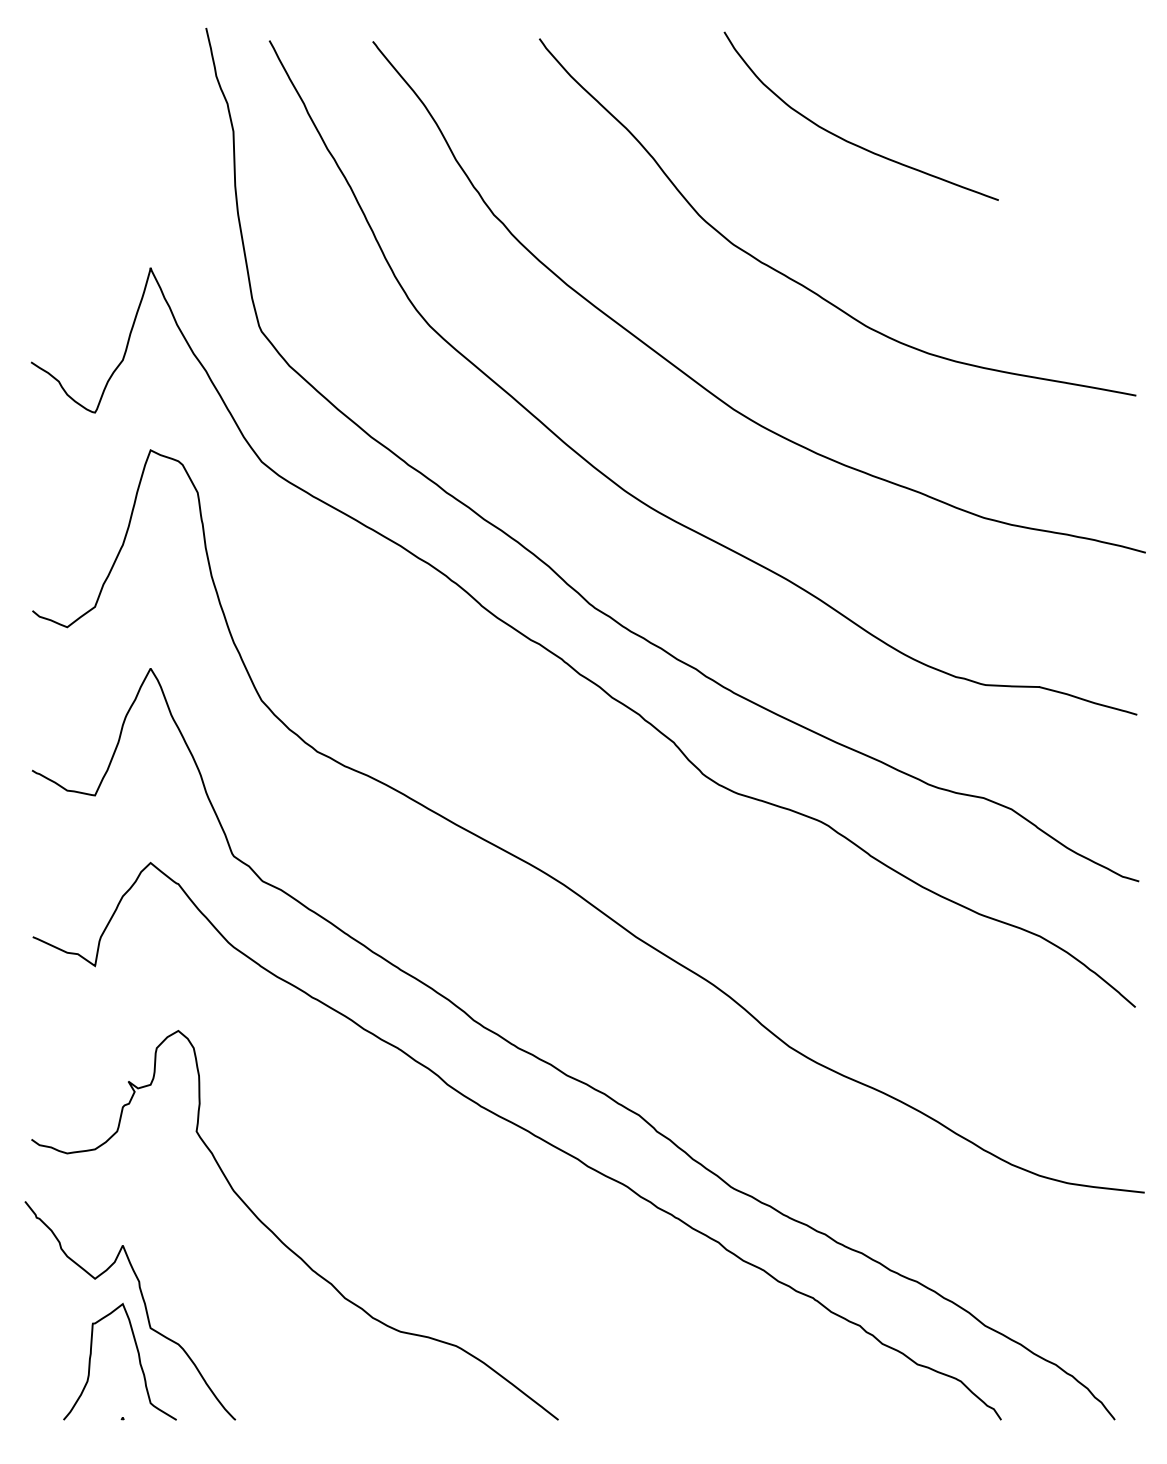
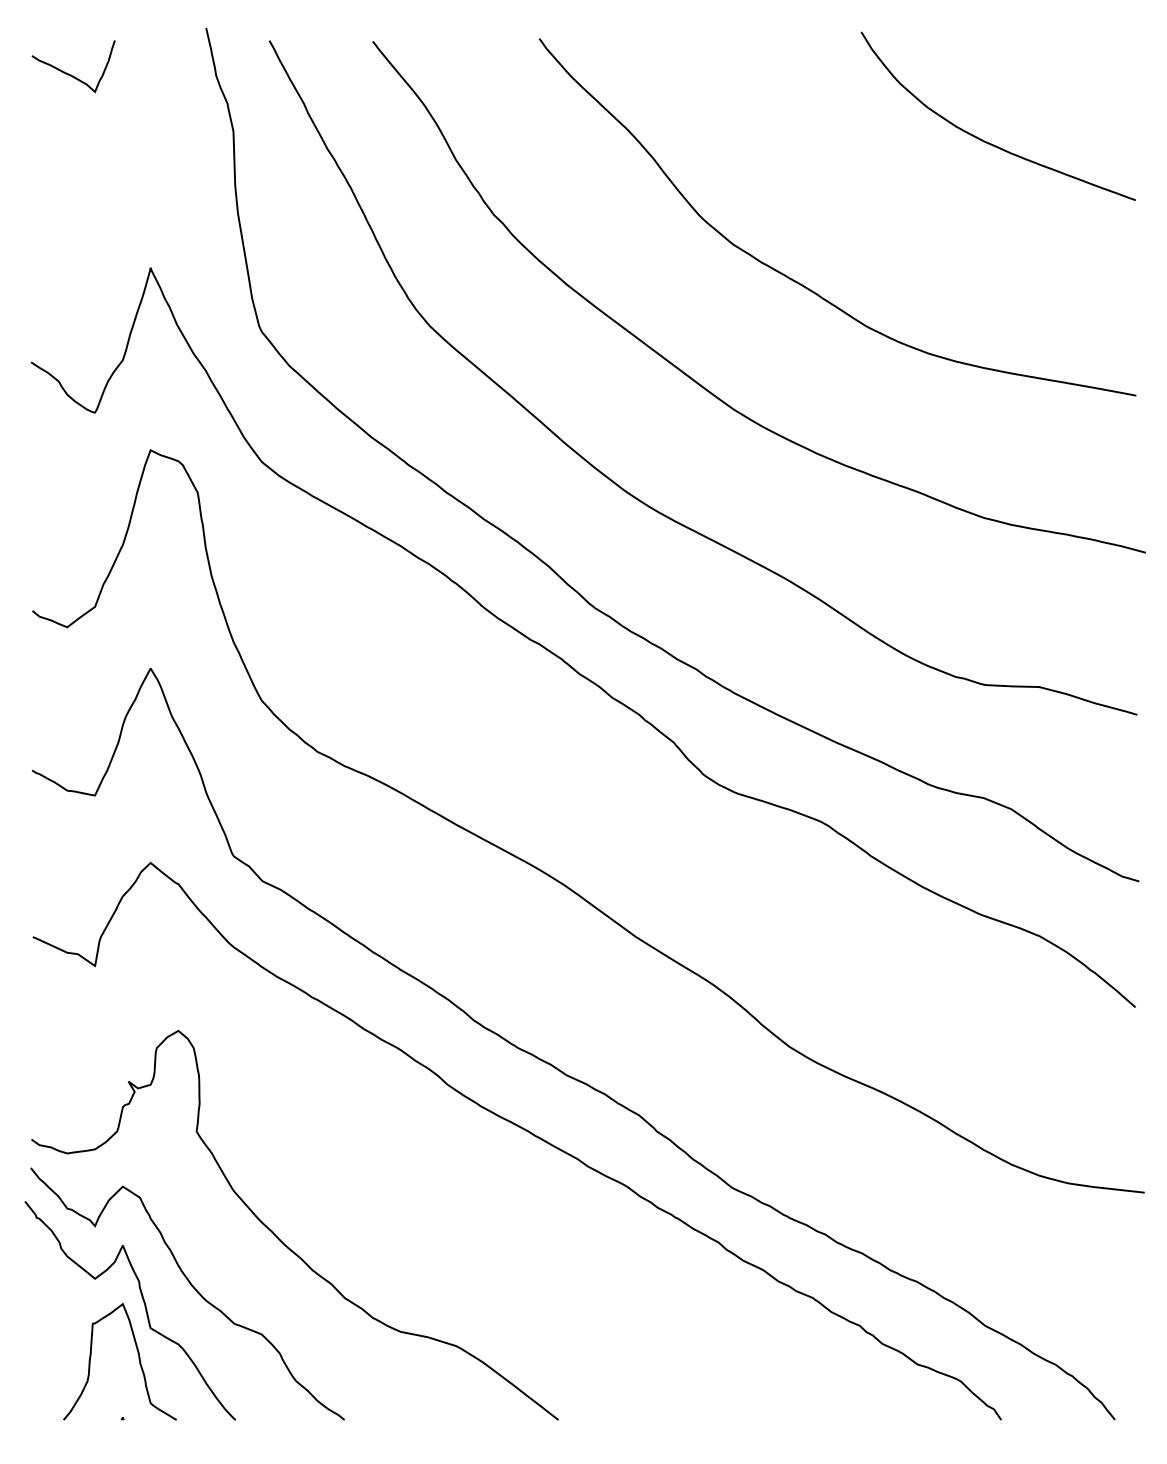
curve: none -> present (69, 73)
curve position: (850, 141) -> (987, 141) (987, 141)
curve: none -> present (192, 1287)
